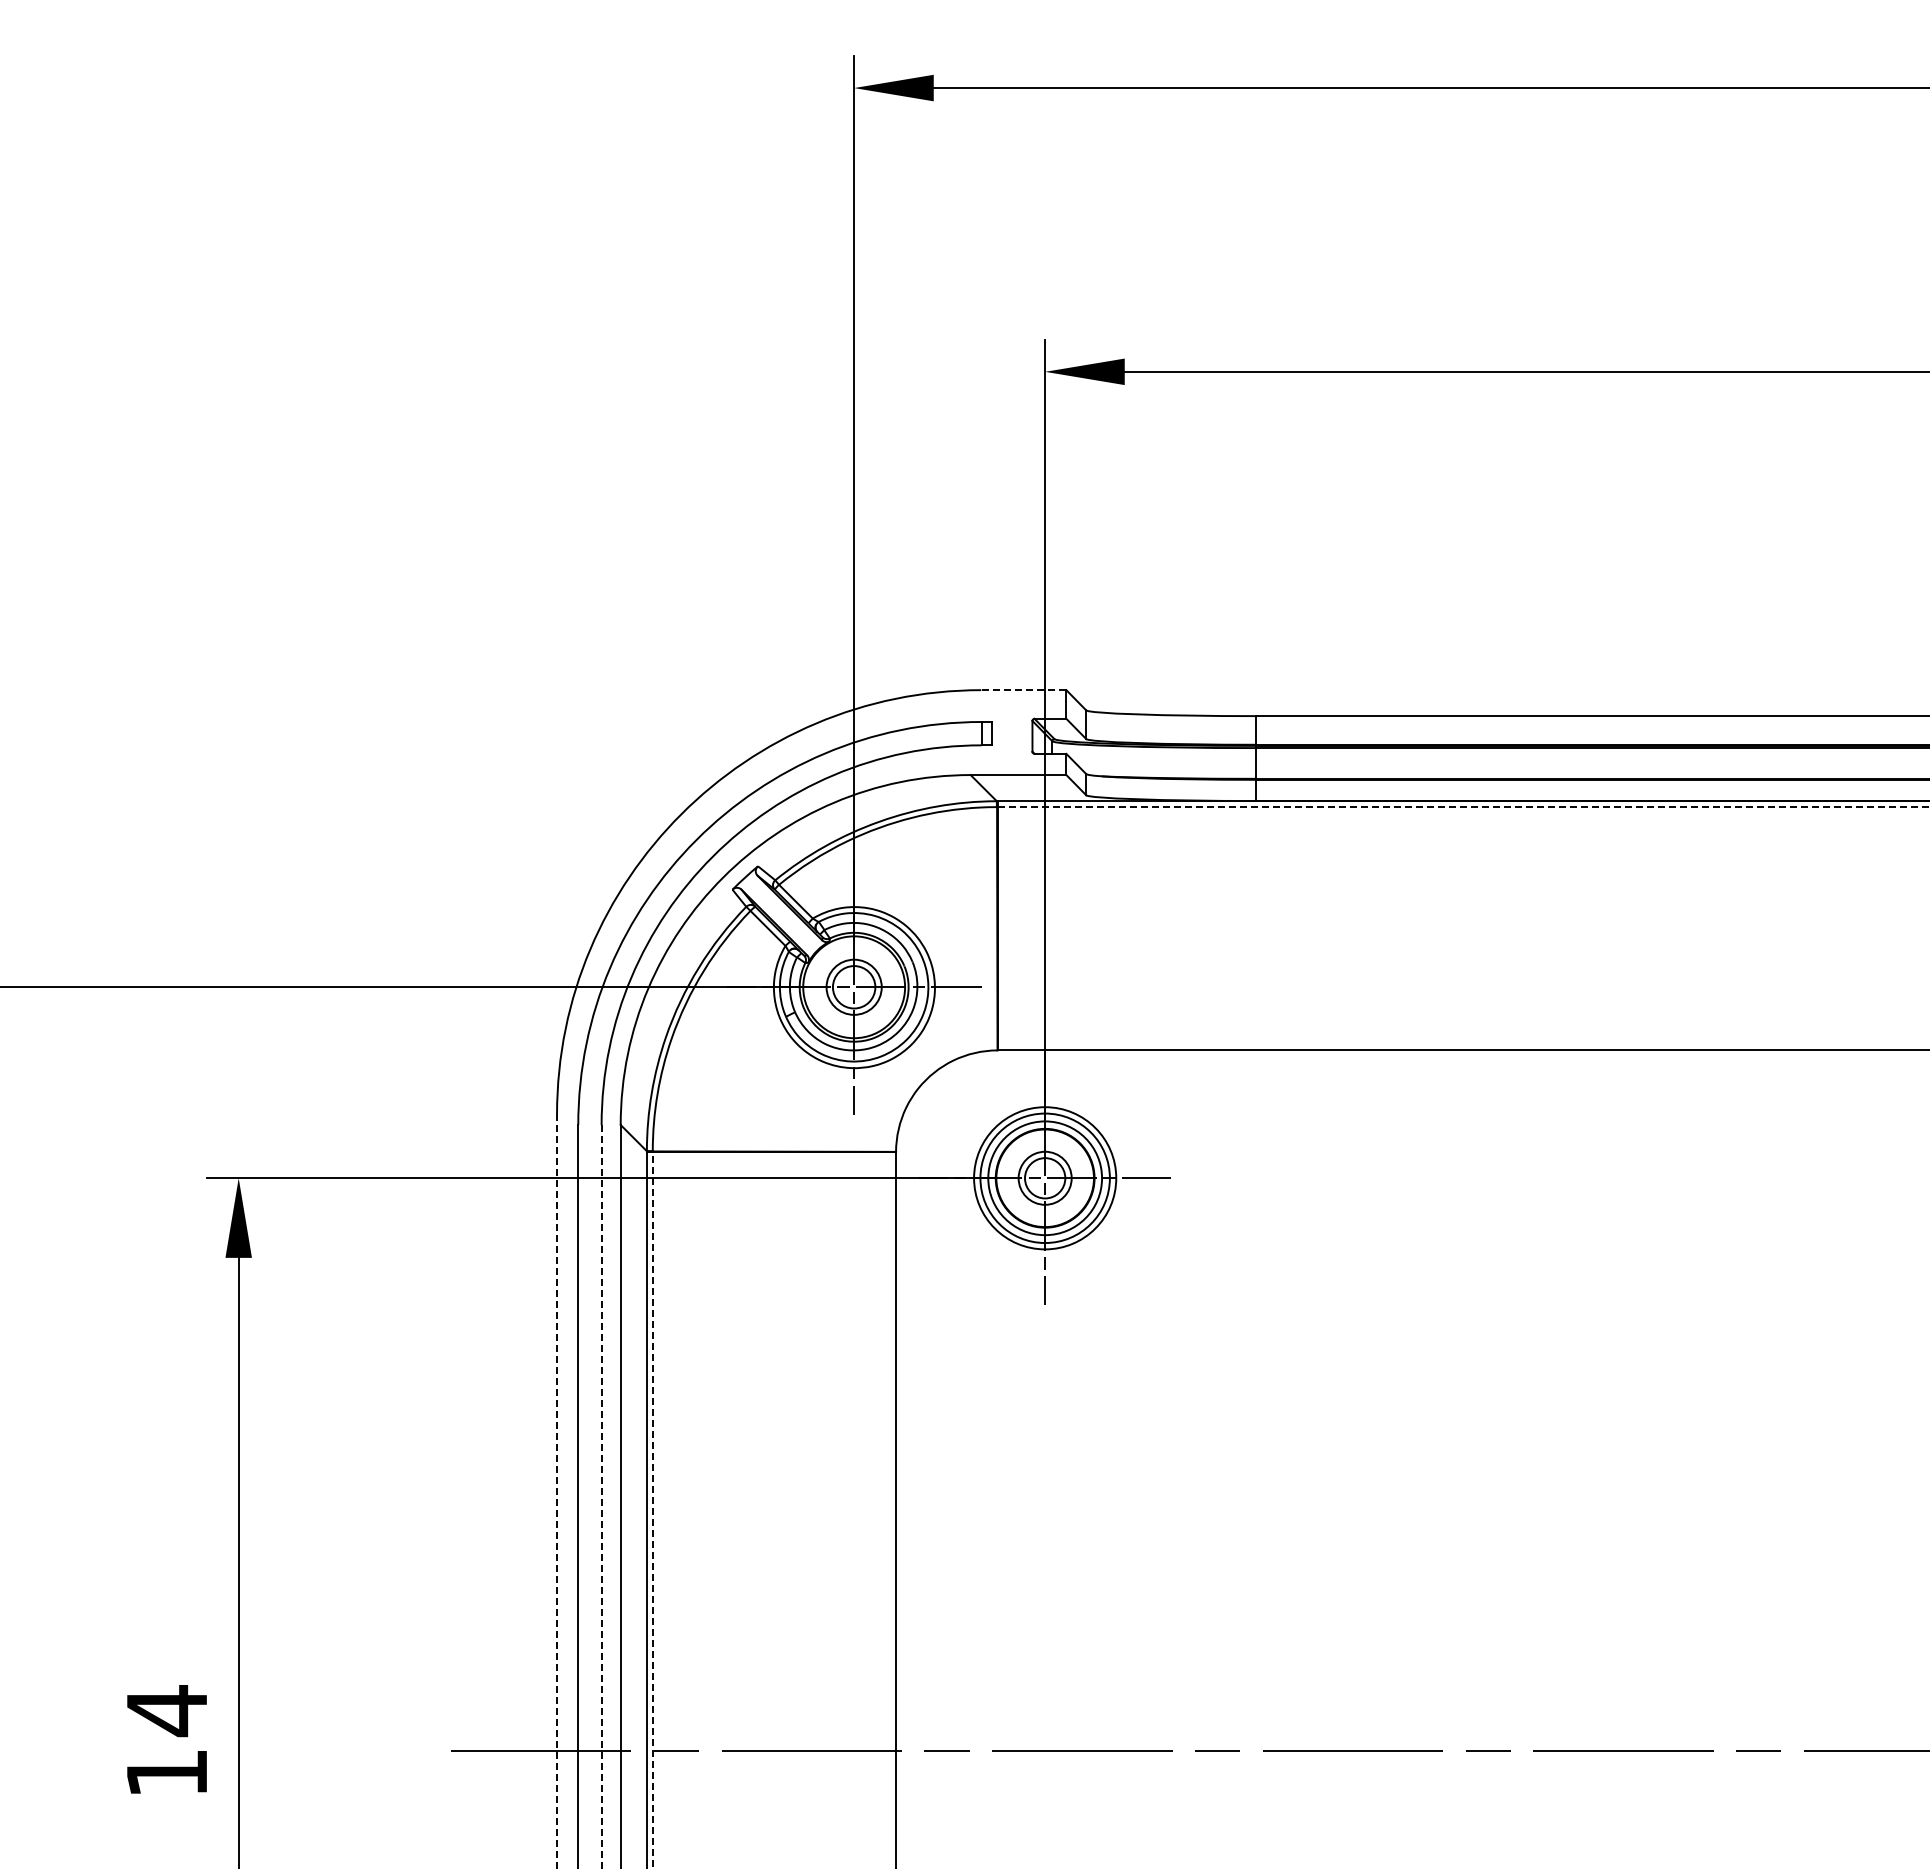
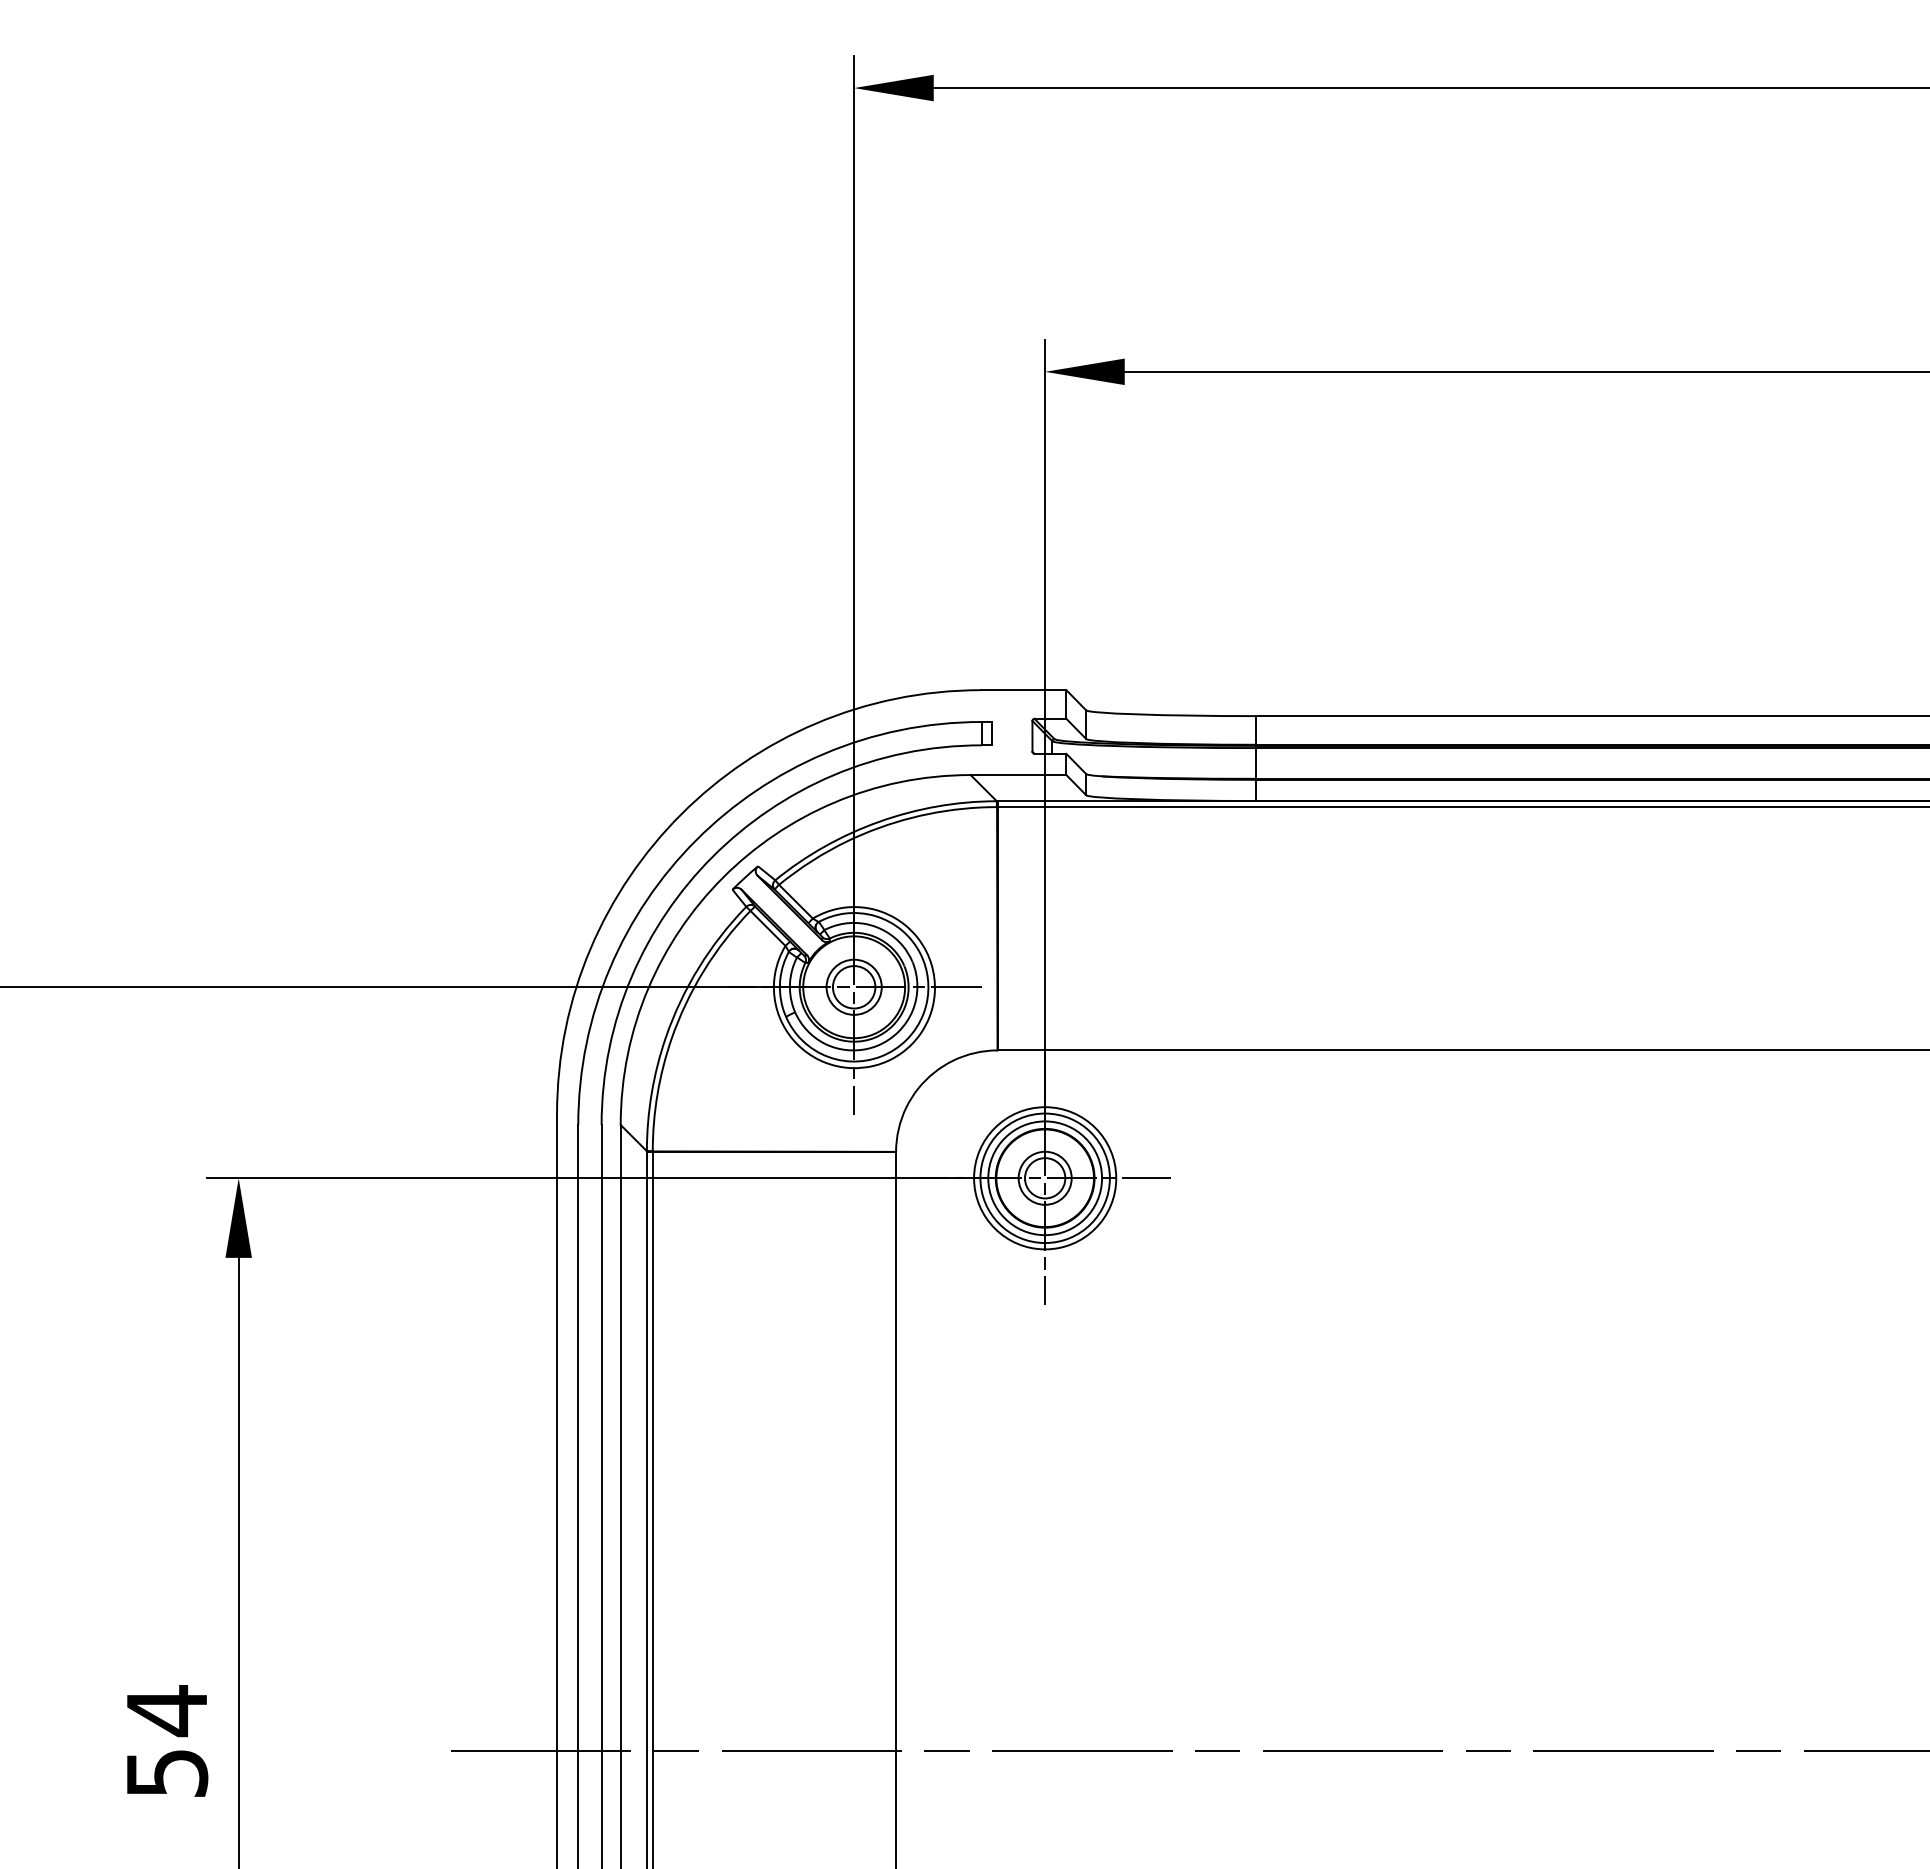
line: dashed -> solid (1023, 690)
line: dashed -> solid (1463, 807)
line: dashed -> solid (557, 1491)
line: dashed -> solid (601, 1496)
line: dashed -> solid (652, 1509)
text: 14 -> 54 (167, 1773)
